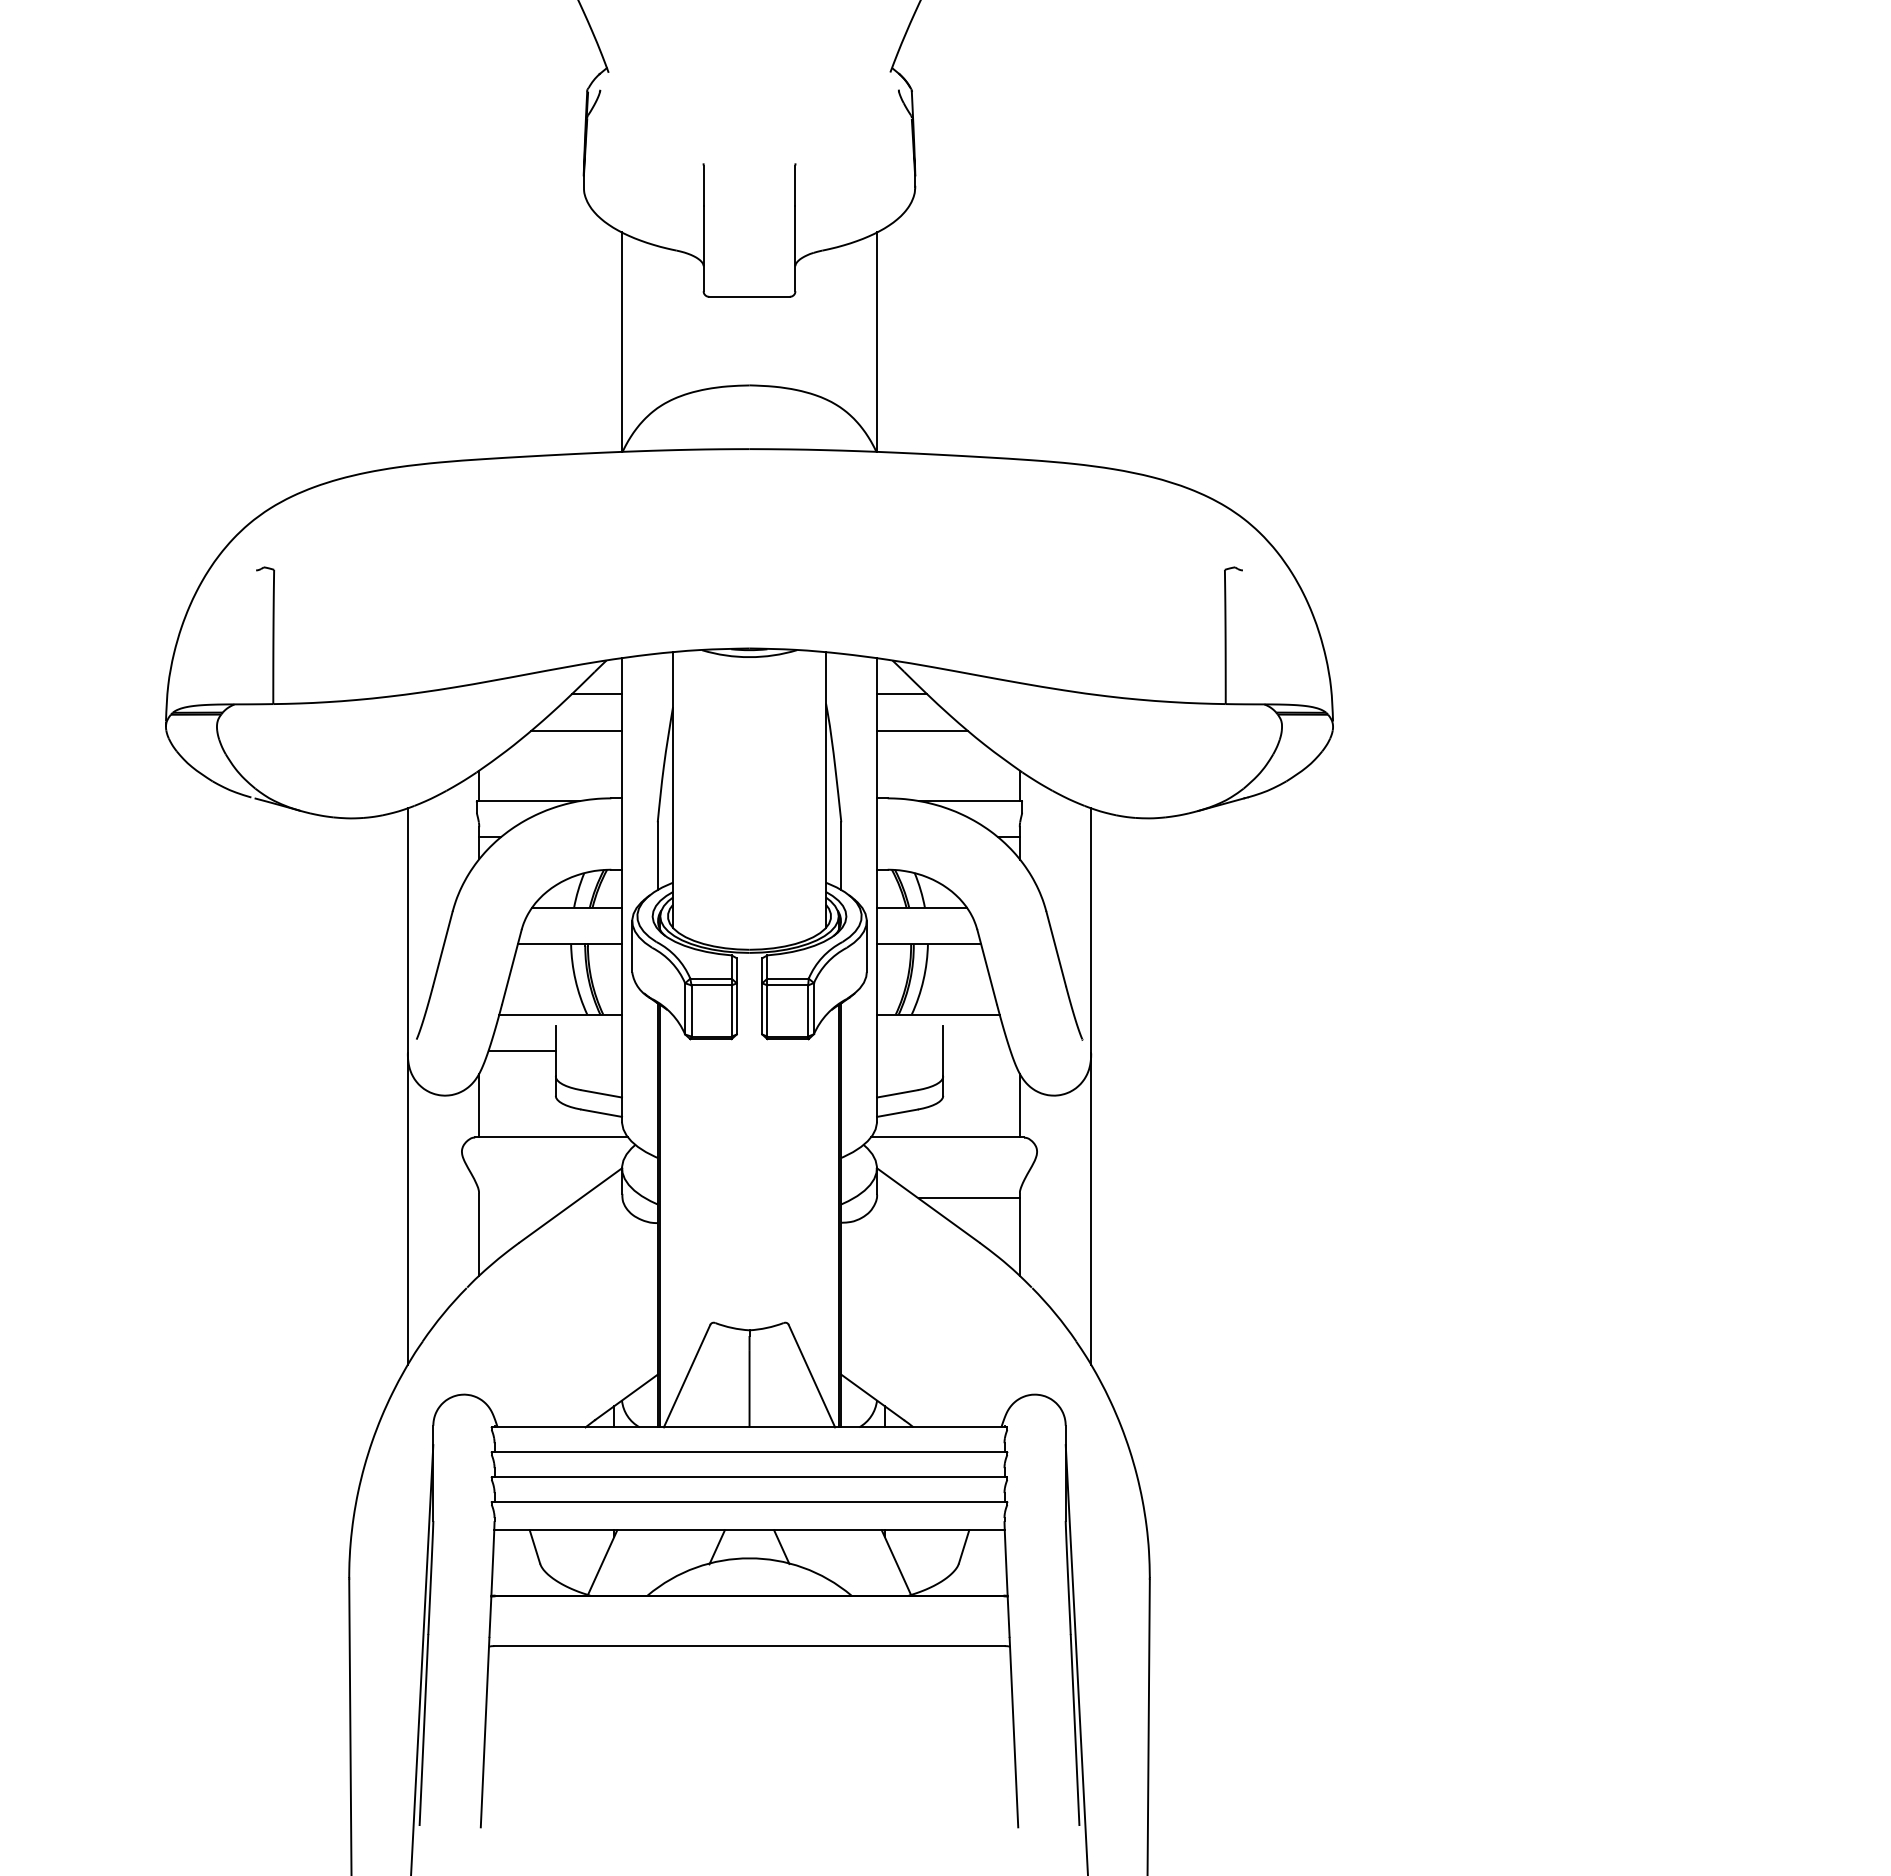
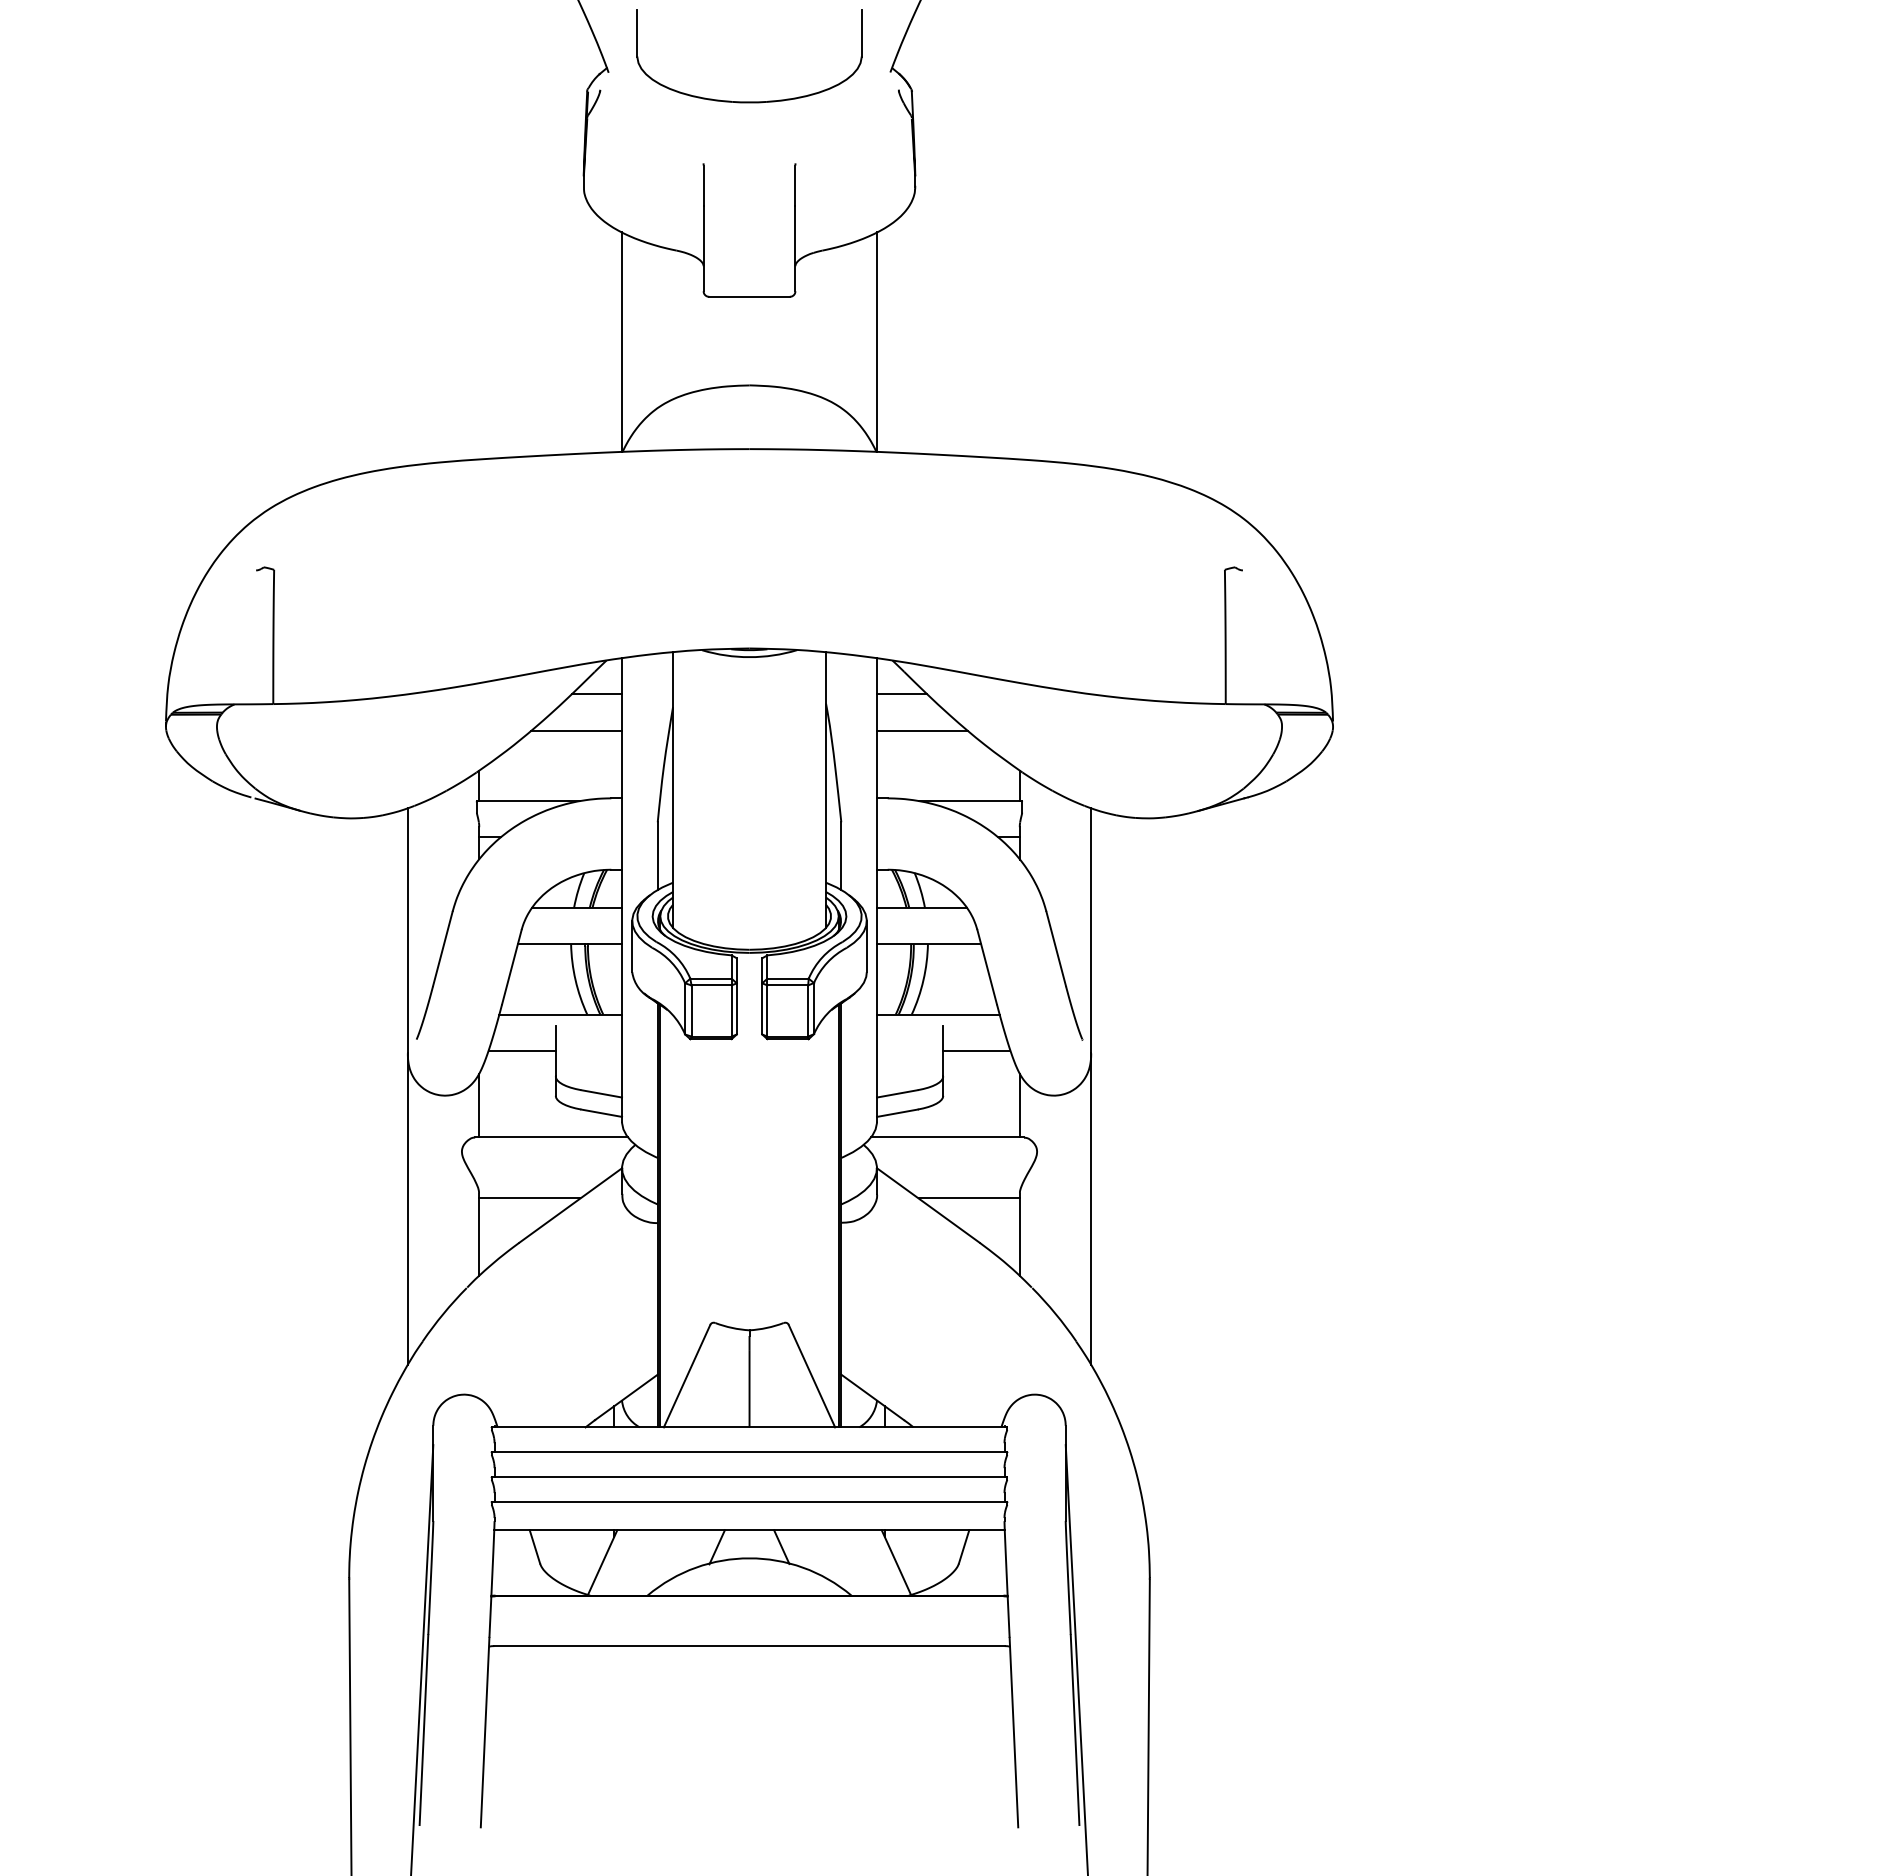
part: none -> present (749, 101)
line: none -> present (976, 1050)
line: none -> present (529, 1198)
